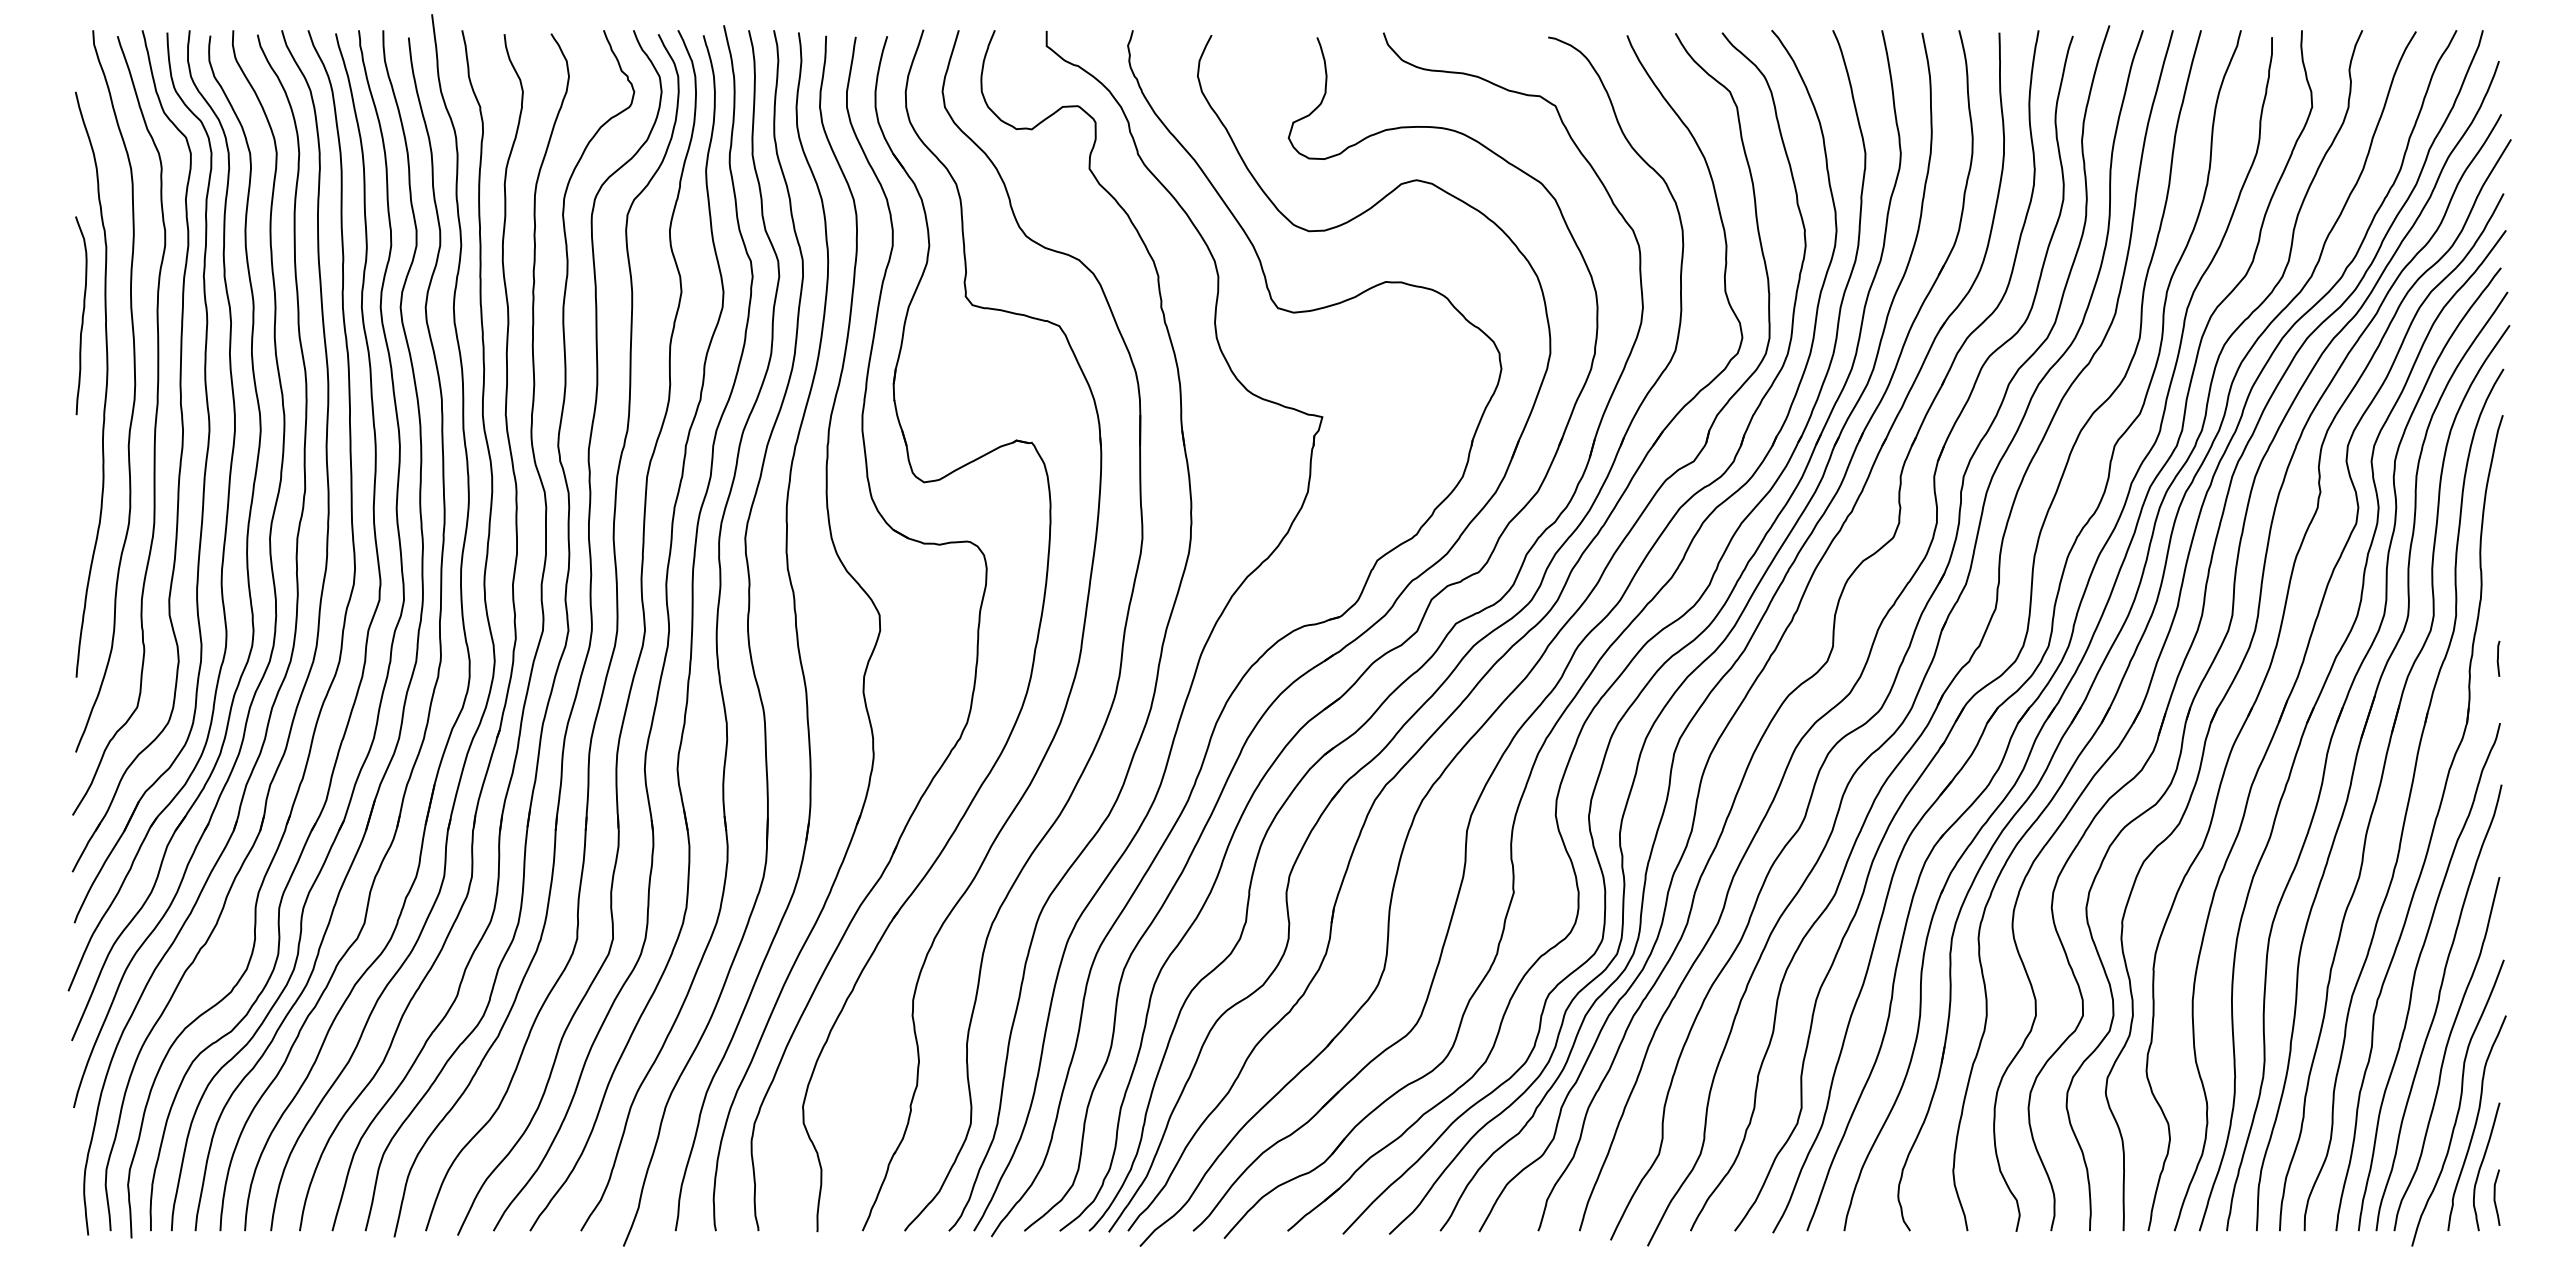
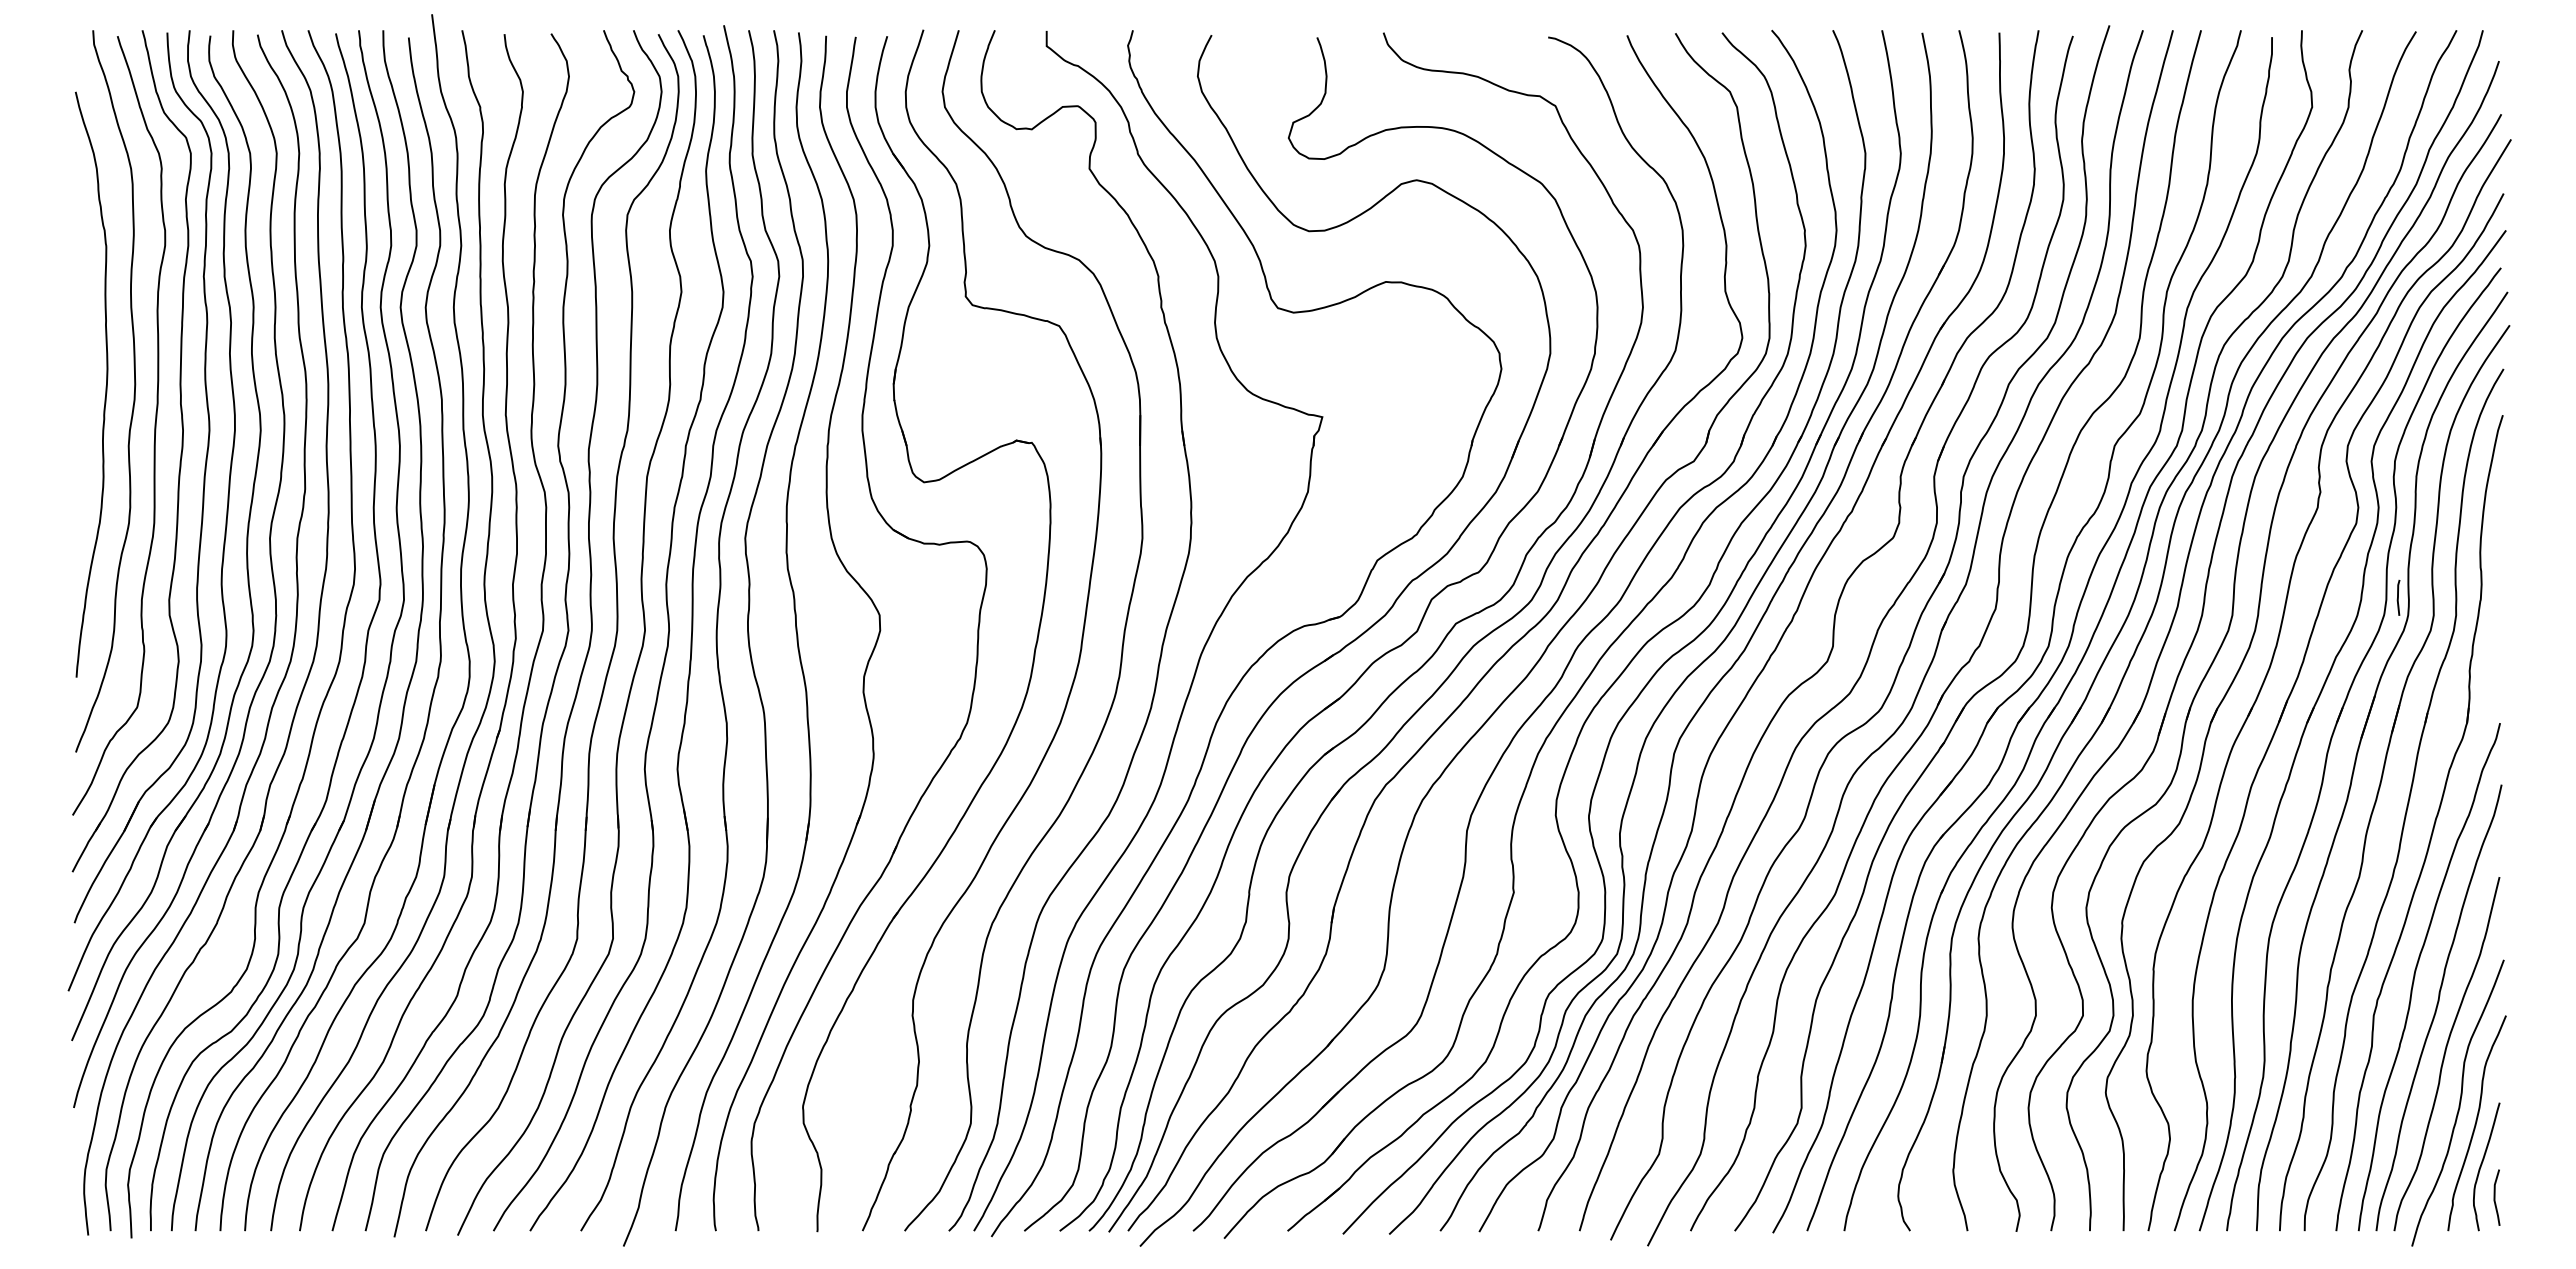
curve: present -> none (82, 315)
line position: (2498, 658) -> (2398, 597) (2398, 597)
